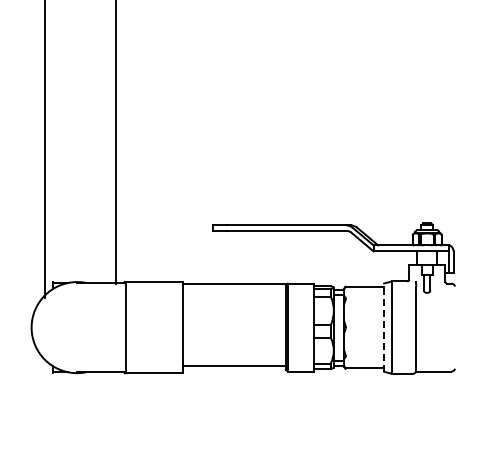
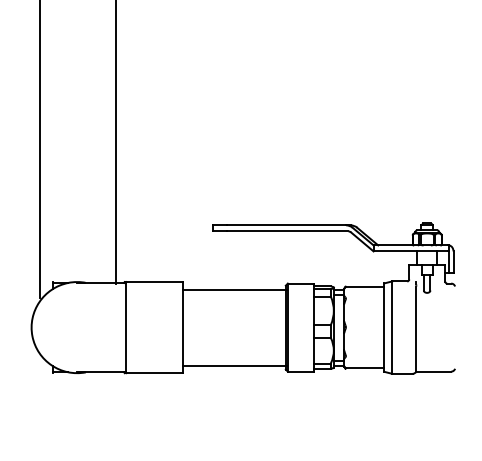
line position: (45, 149) -> (40, 149) (40, 149)
line position: (234, 283) -> (234, 289) (234, 289)
line: dashed -> solid (384, 327)
